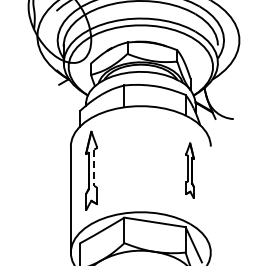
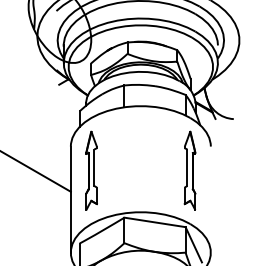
line: dashed -> solid (94, 168)
part size: 10x57 px -> 14x81 px (189, 170)
line: none -> present (36, 171)
